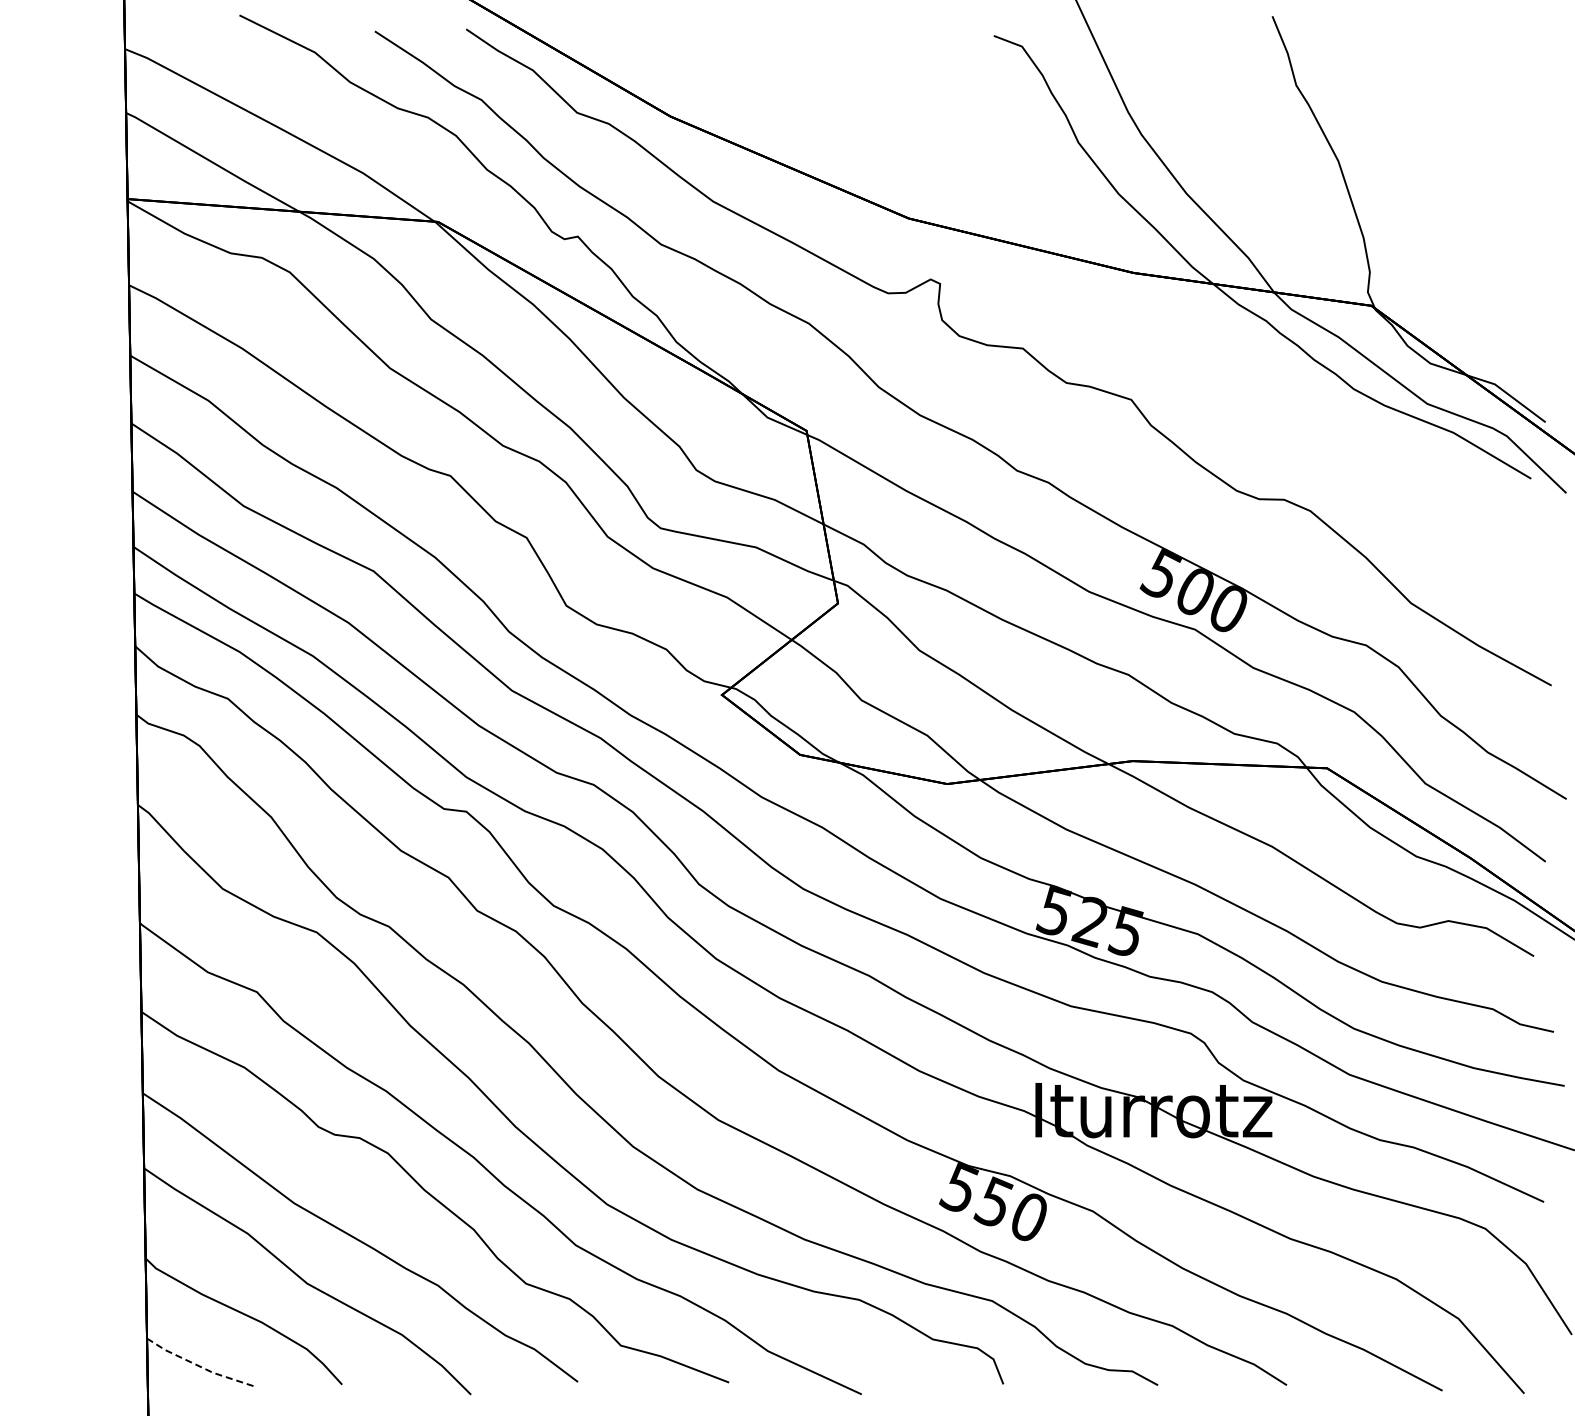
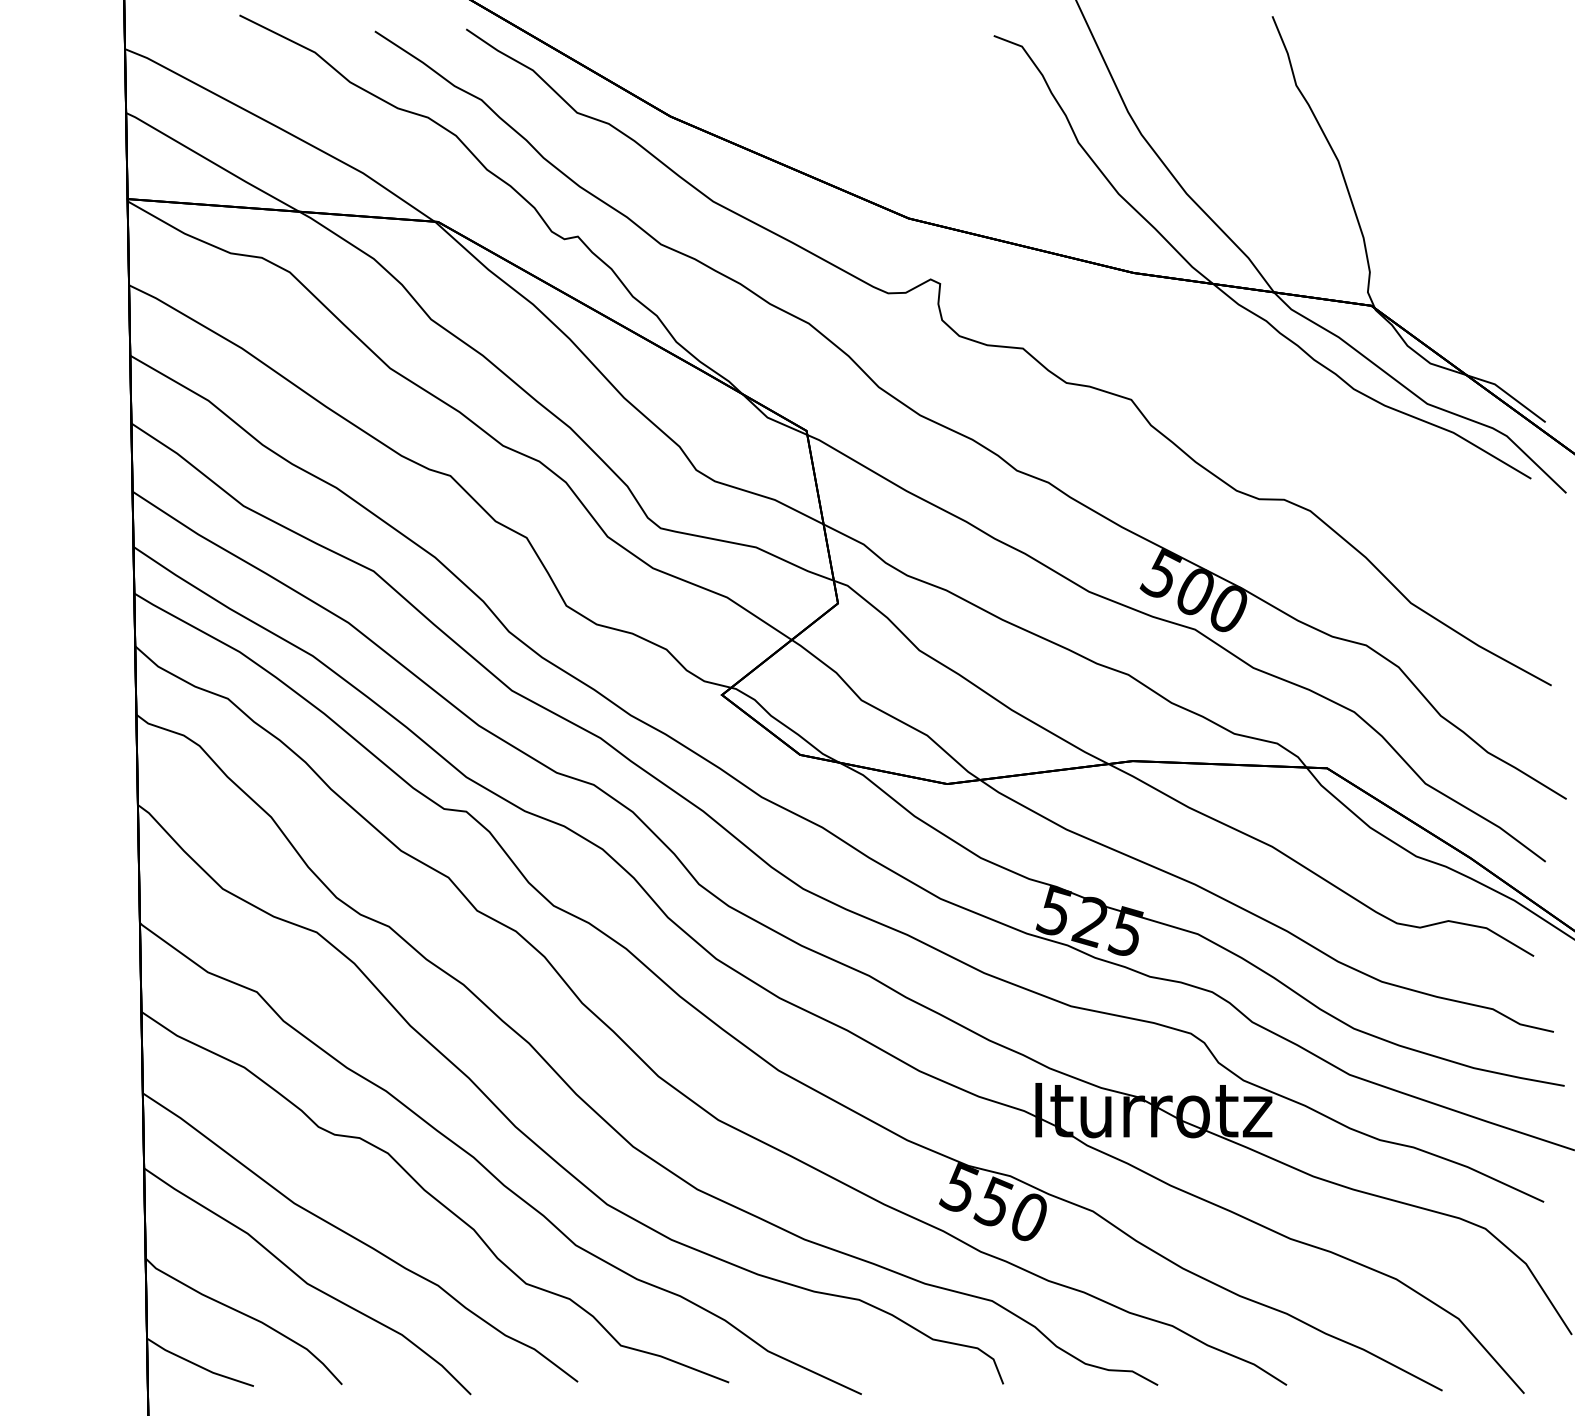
line: dashed -> solid (198, 1365)
